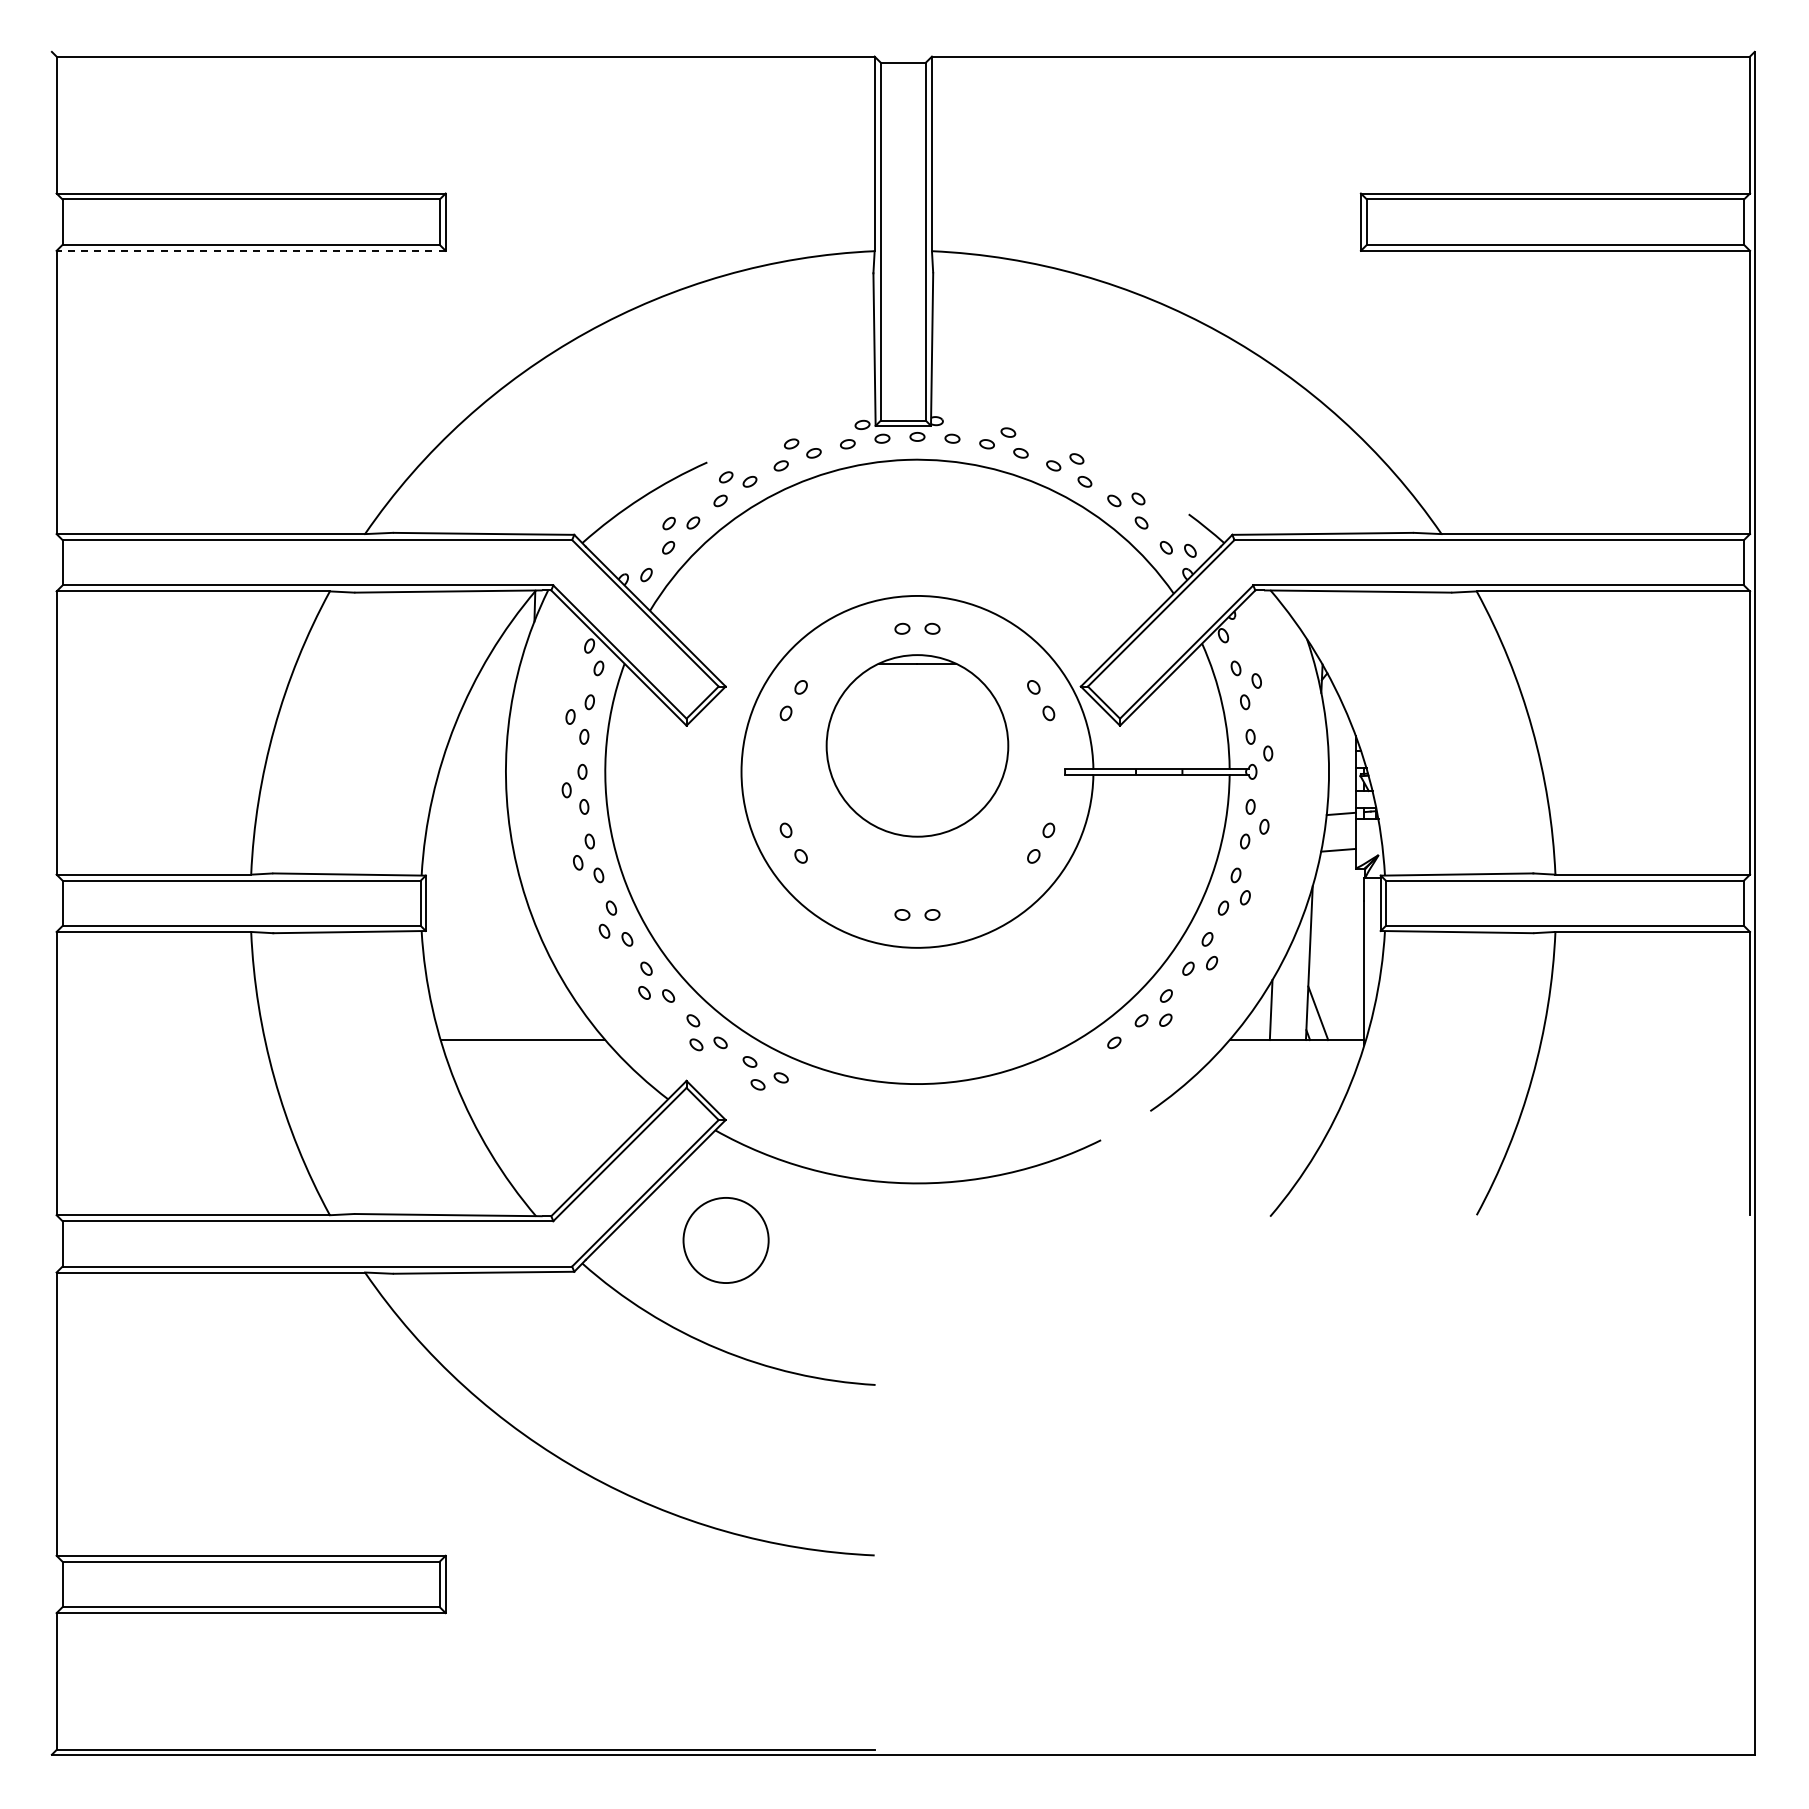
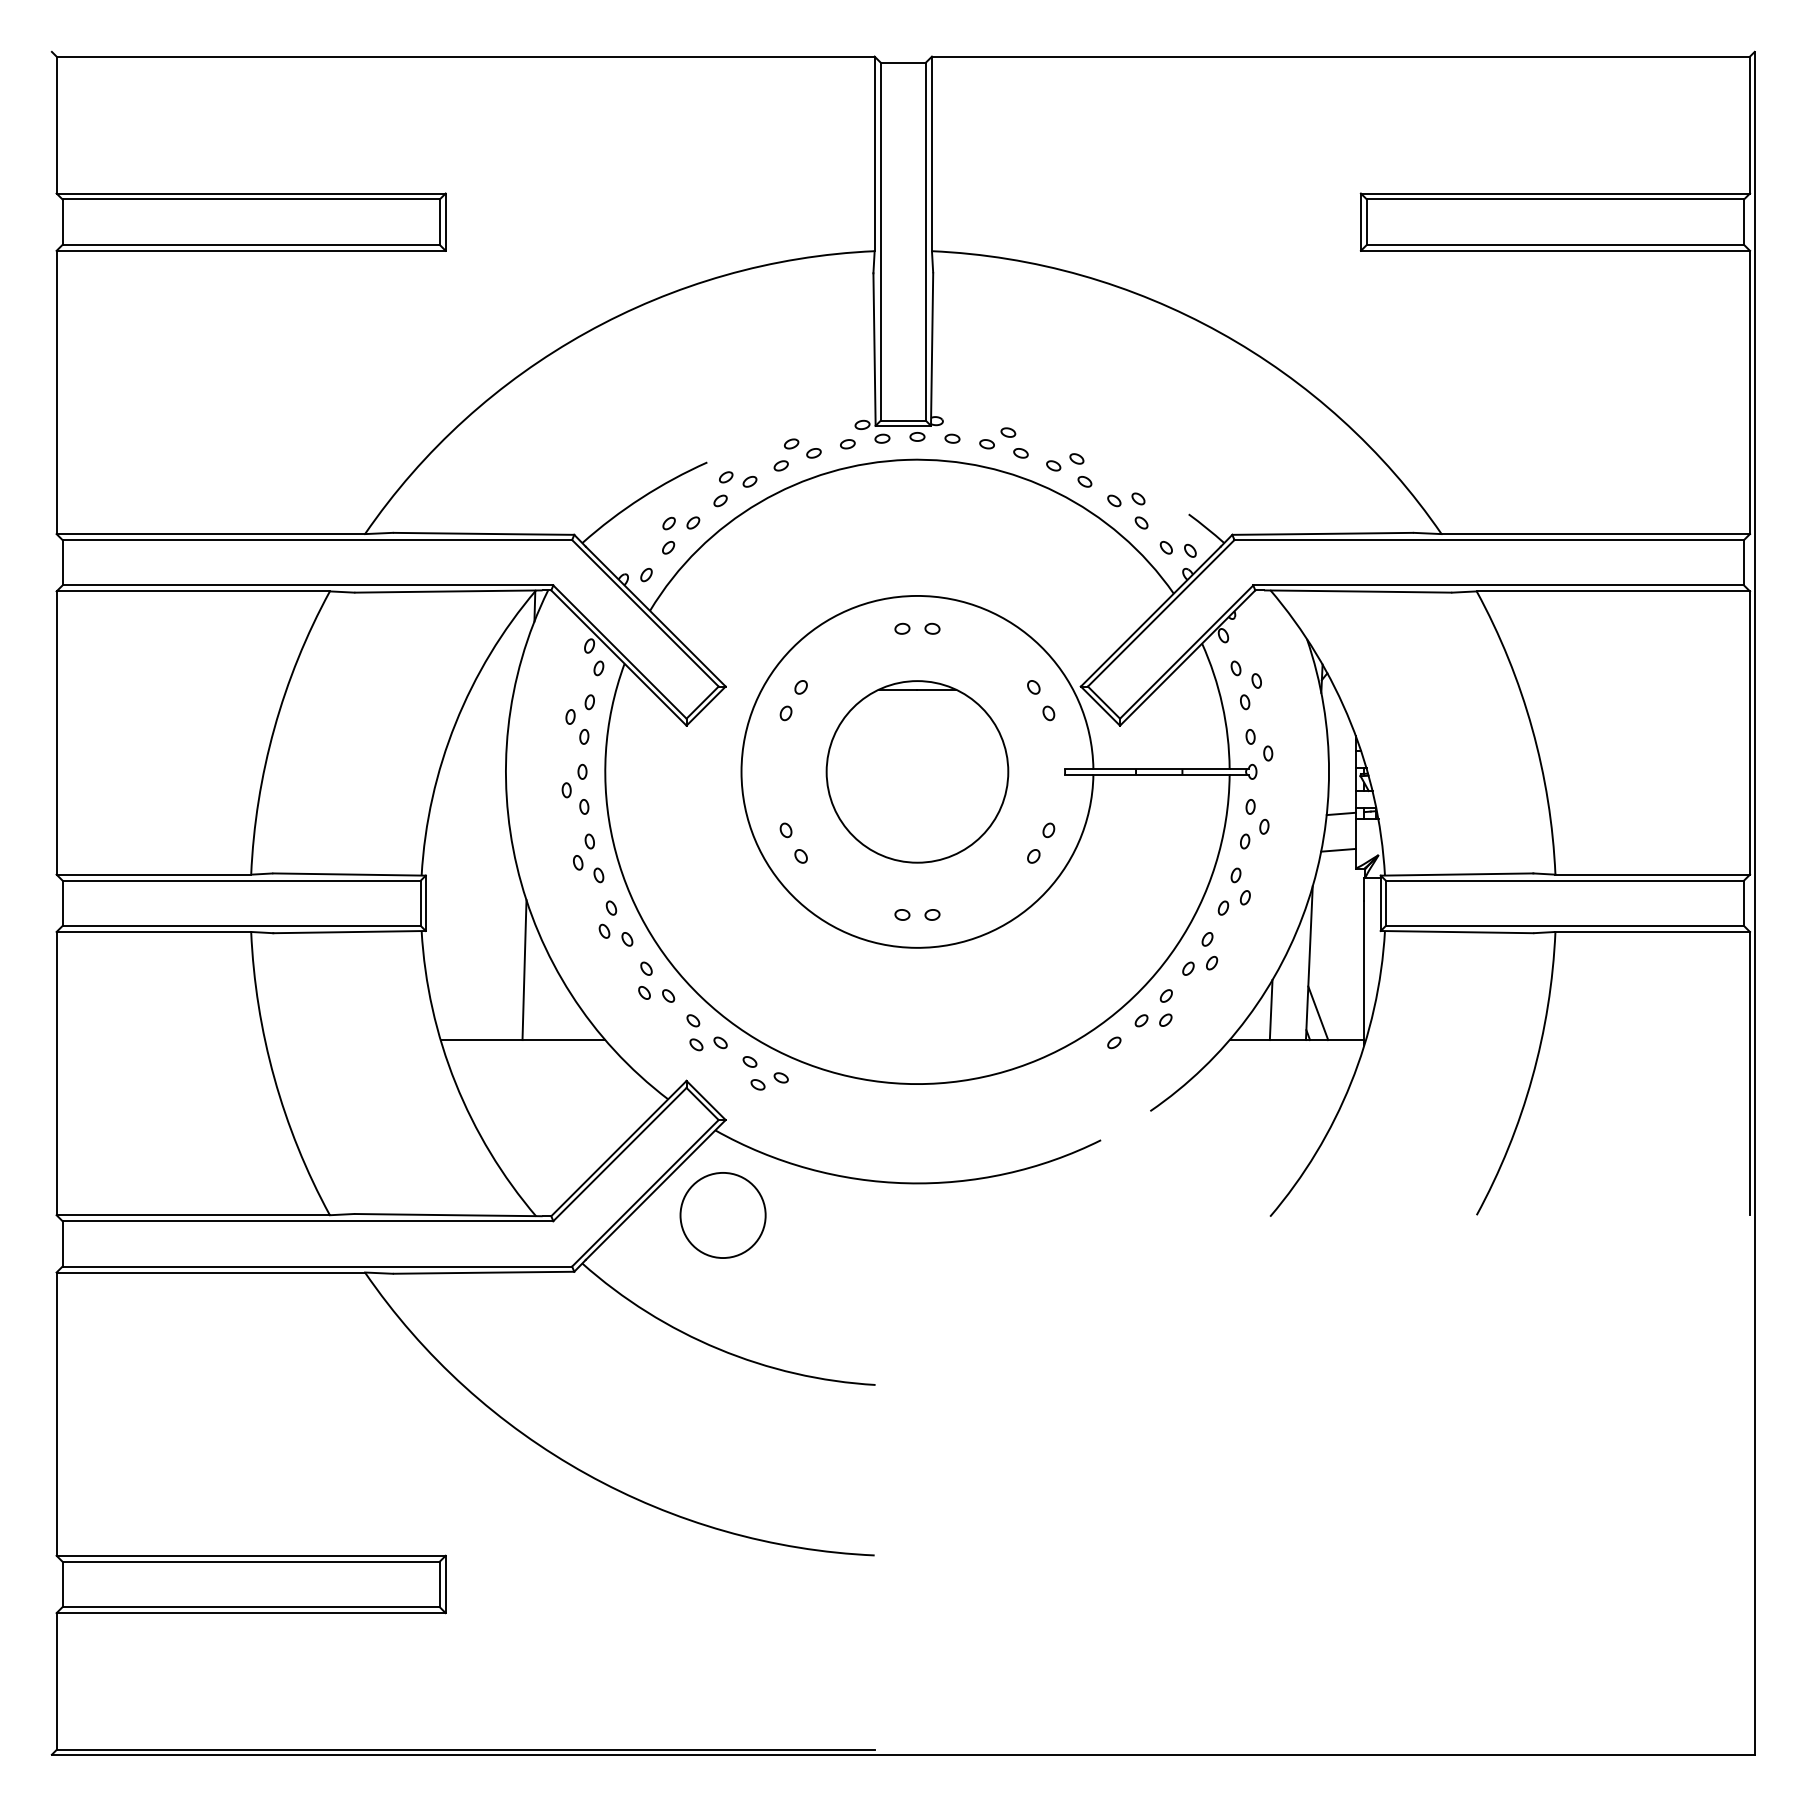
line: dashed -> solid (251, 250)
part position: (917, 745) -> (917, 771) (917, 771)
line: none -> present (524, 970)
circle position: (725, 1240) -> (722, 1215) (722, 1215)
